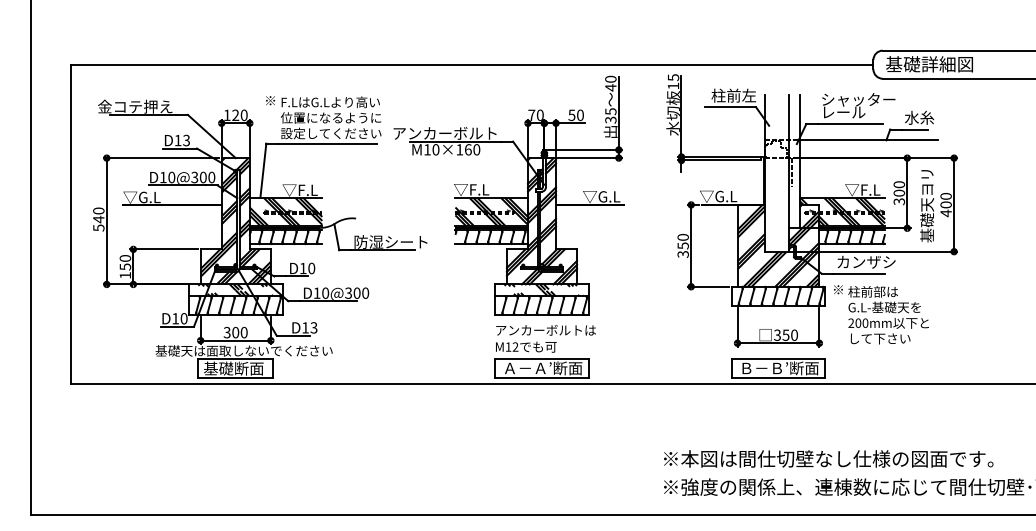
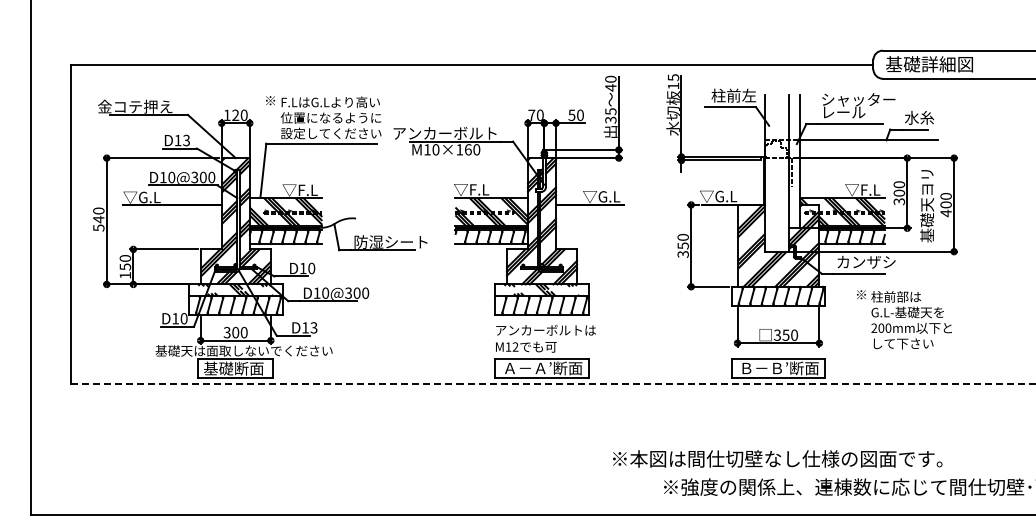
text position: (881, 314) -> (904, 319) (904, 319)
line: solid -> dashed (553, 384)
text position: (828, 458) -> (777, 458) (777, 458)
